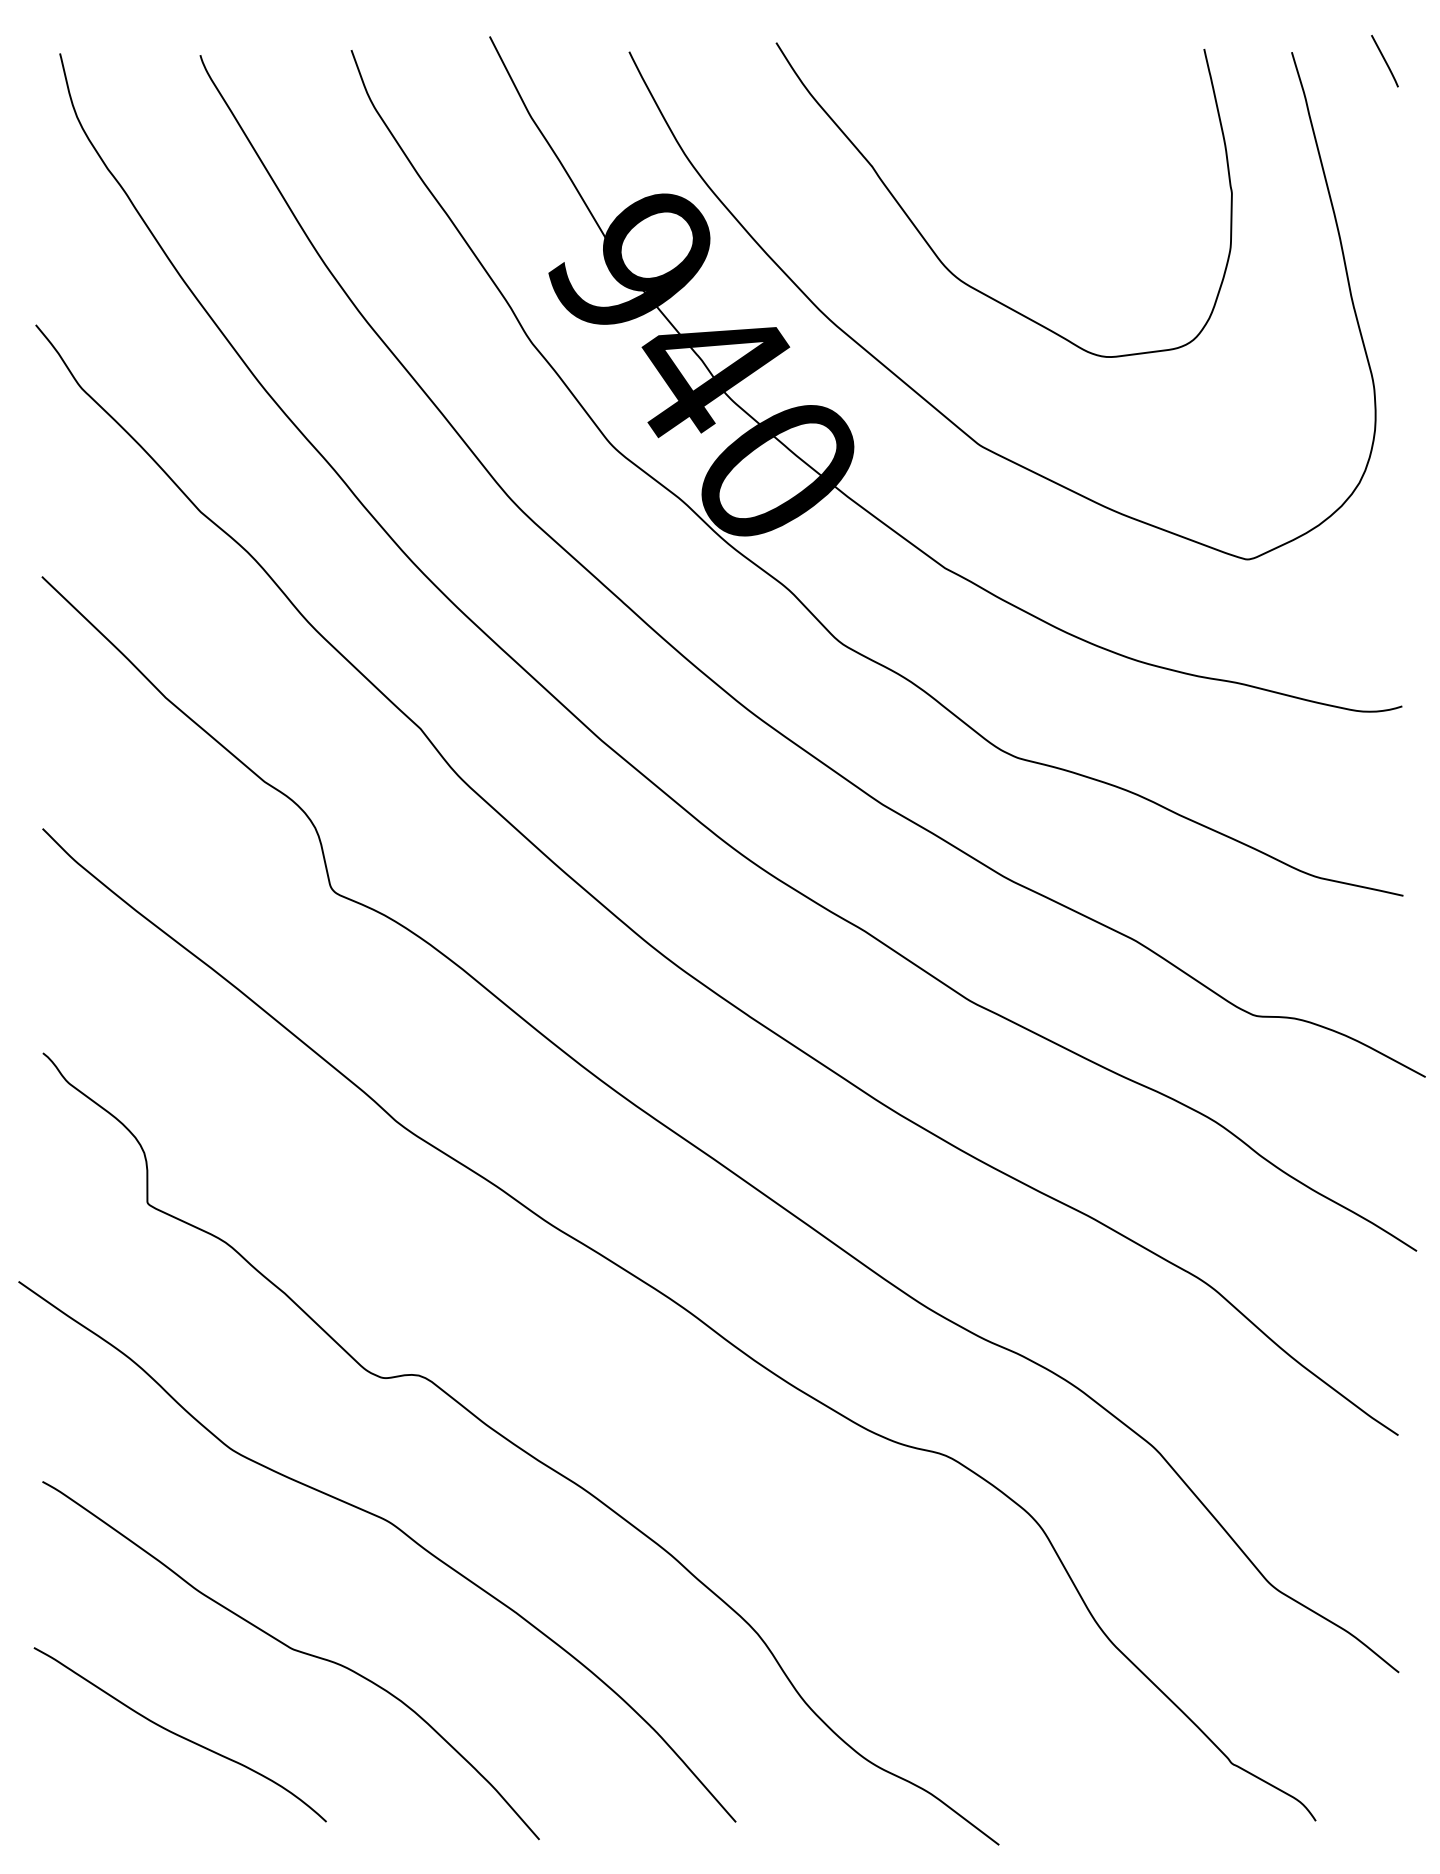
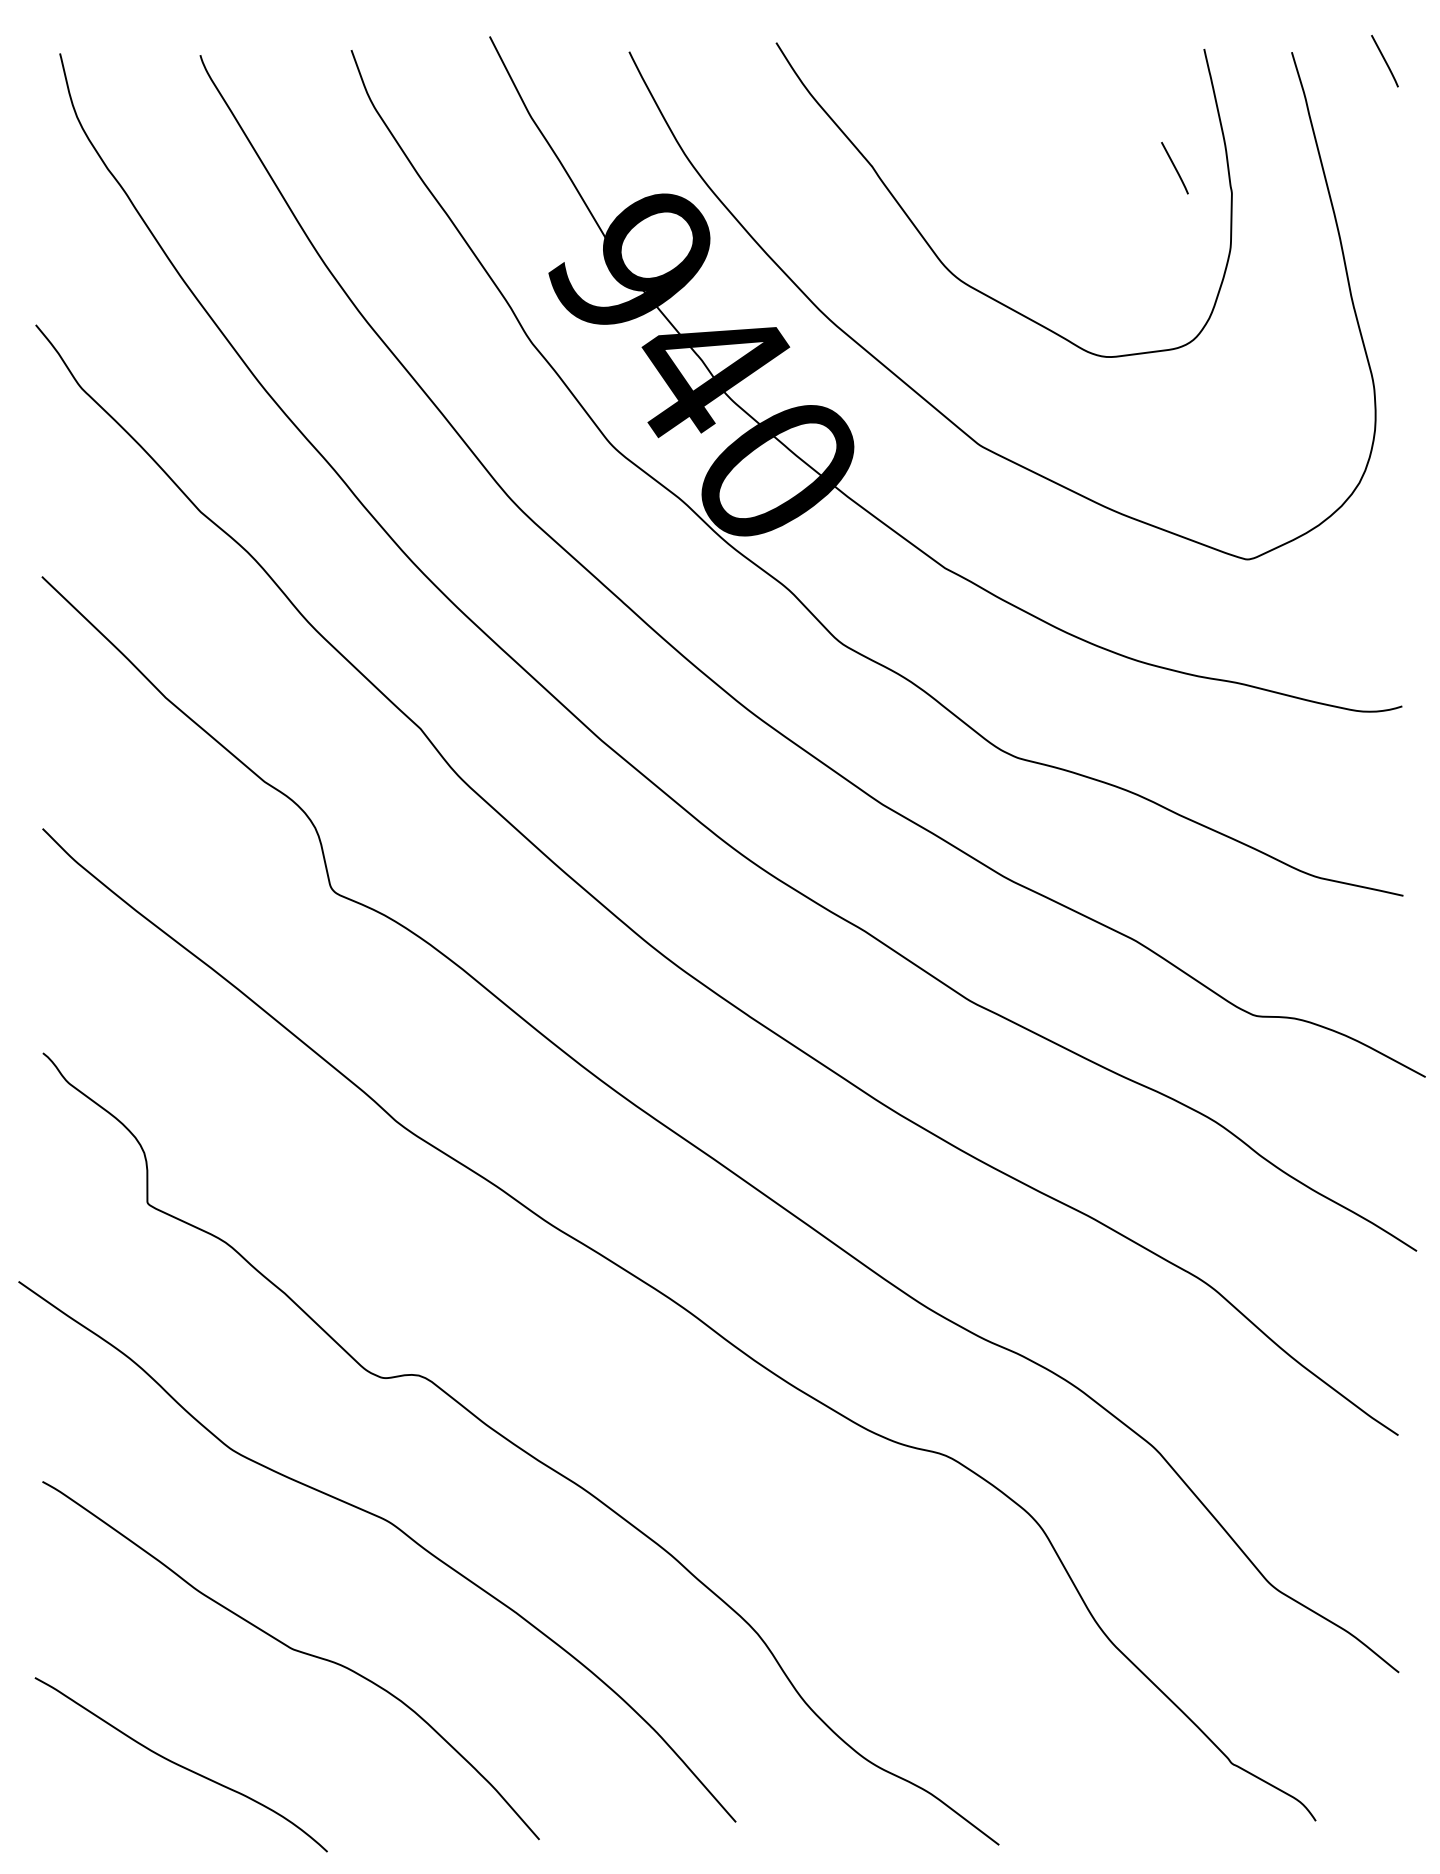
line: none -> present (1174, 168)
curve position: (179, 1734) -> (180, 1764) (180, 1764)
